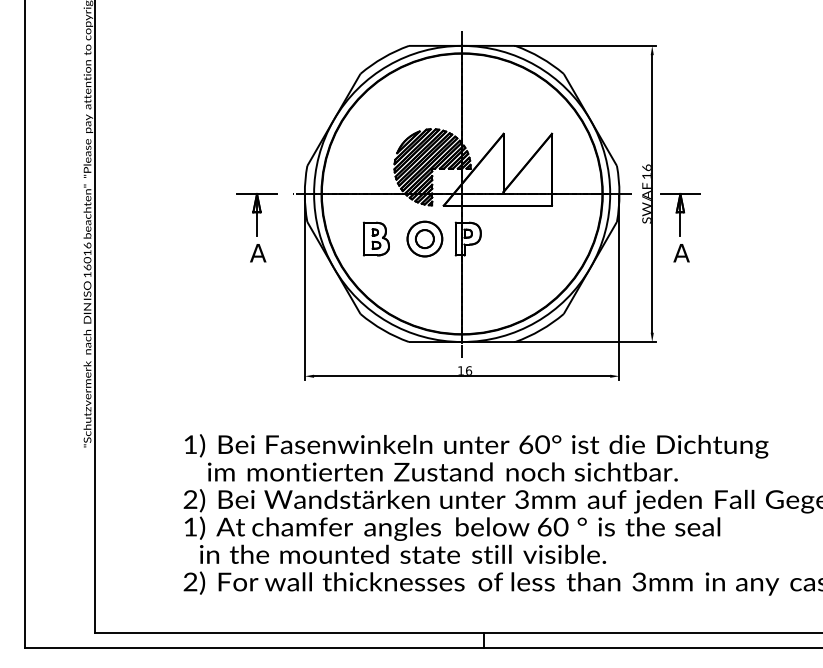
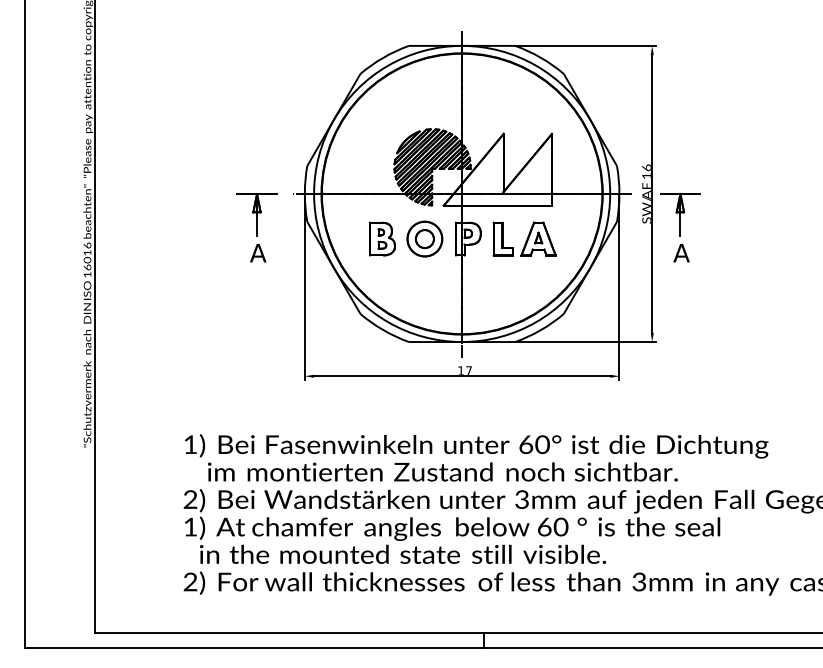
part position: (376, 238) -> (382, 238) (382, 238)
part: none -> present (524, 238)
text: 16 -> 17 (469, 370)
